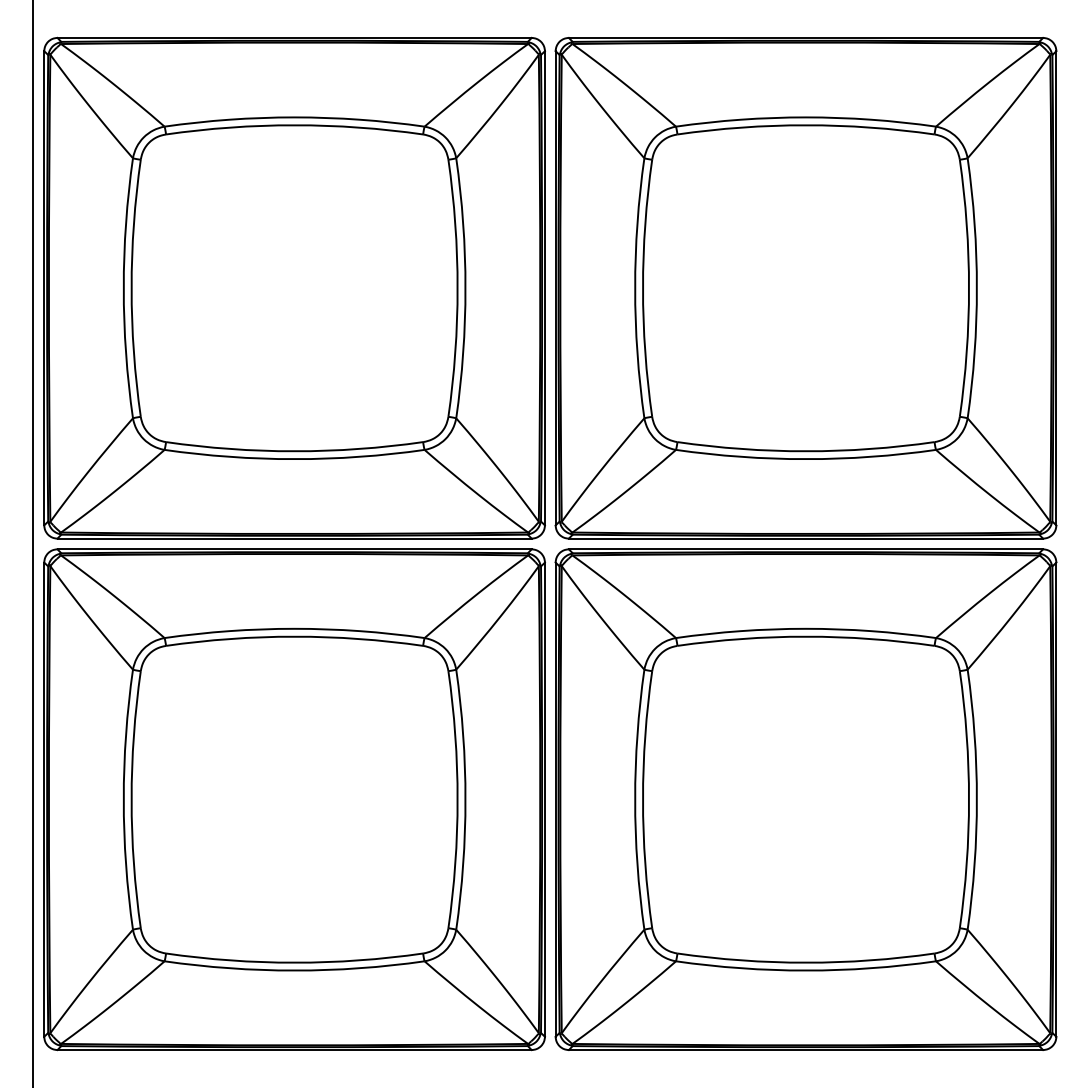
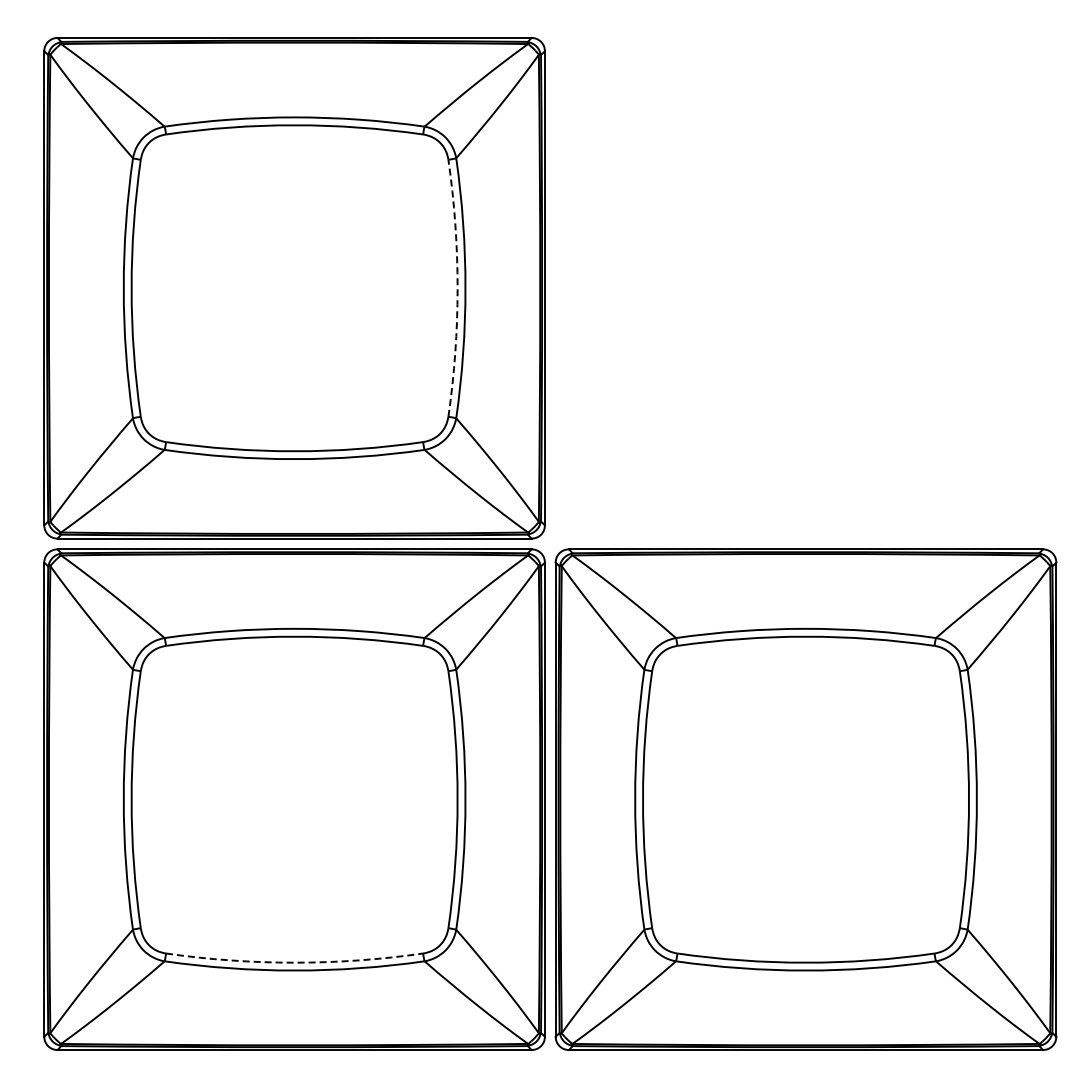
arc: solid -> dashed (457, 288)
part: present -> none (805, 288)
line: present -> none (32, 543)
arc: solid -> dashed (294, 962)
